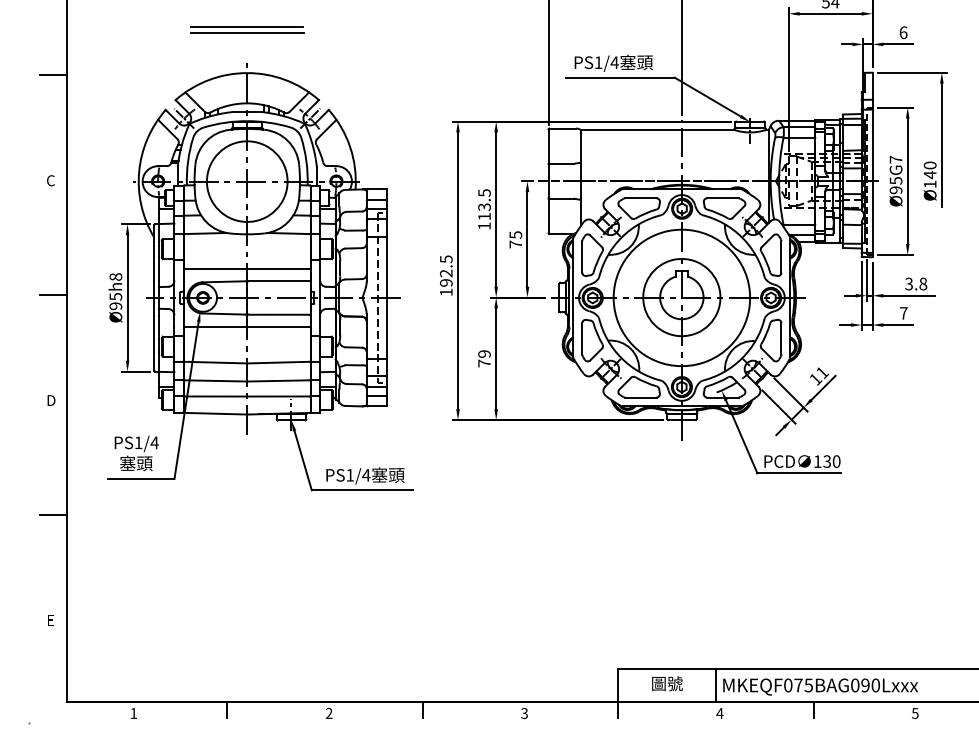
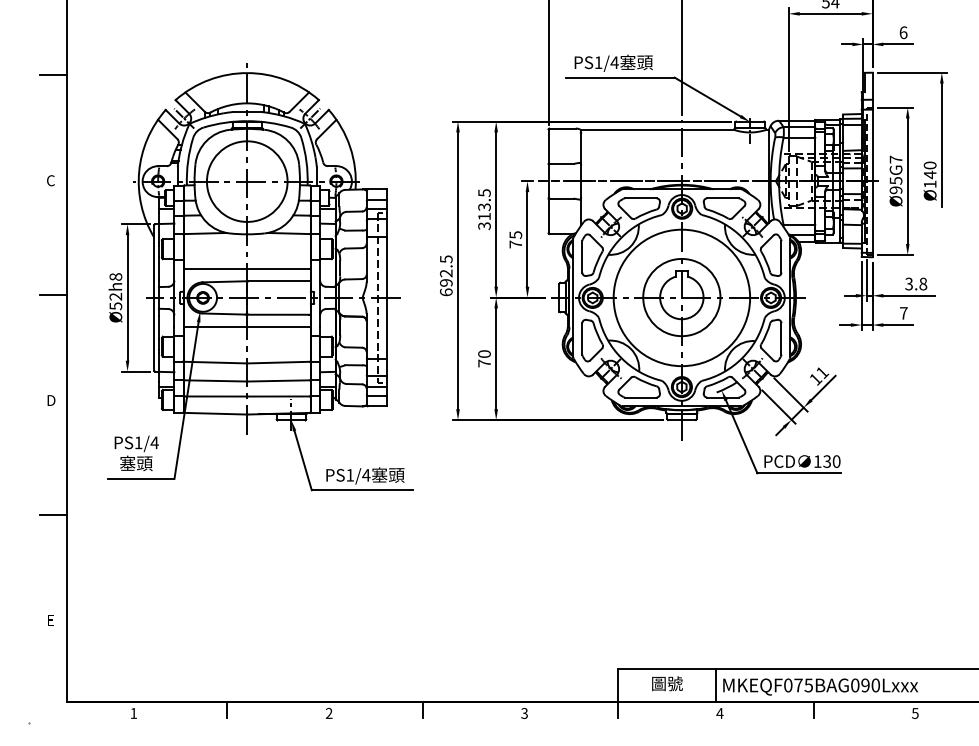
part: present -> none (247, 29)
text: 113.5 -> 313.5 (484, 226)
text: 192.5 -> 692.5 (446, 292)
text: Ø95h8 -> Ø52h8 (115, 301)
text: 79 -> 70 (484, 353)
